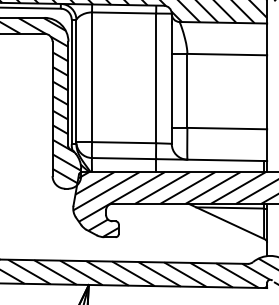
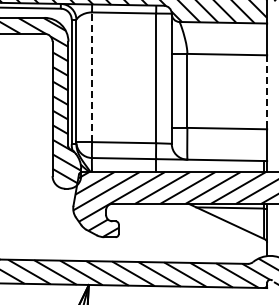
line: solid -> dashed (92, 77)
line: solid -> dashed (267, 92)
